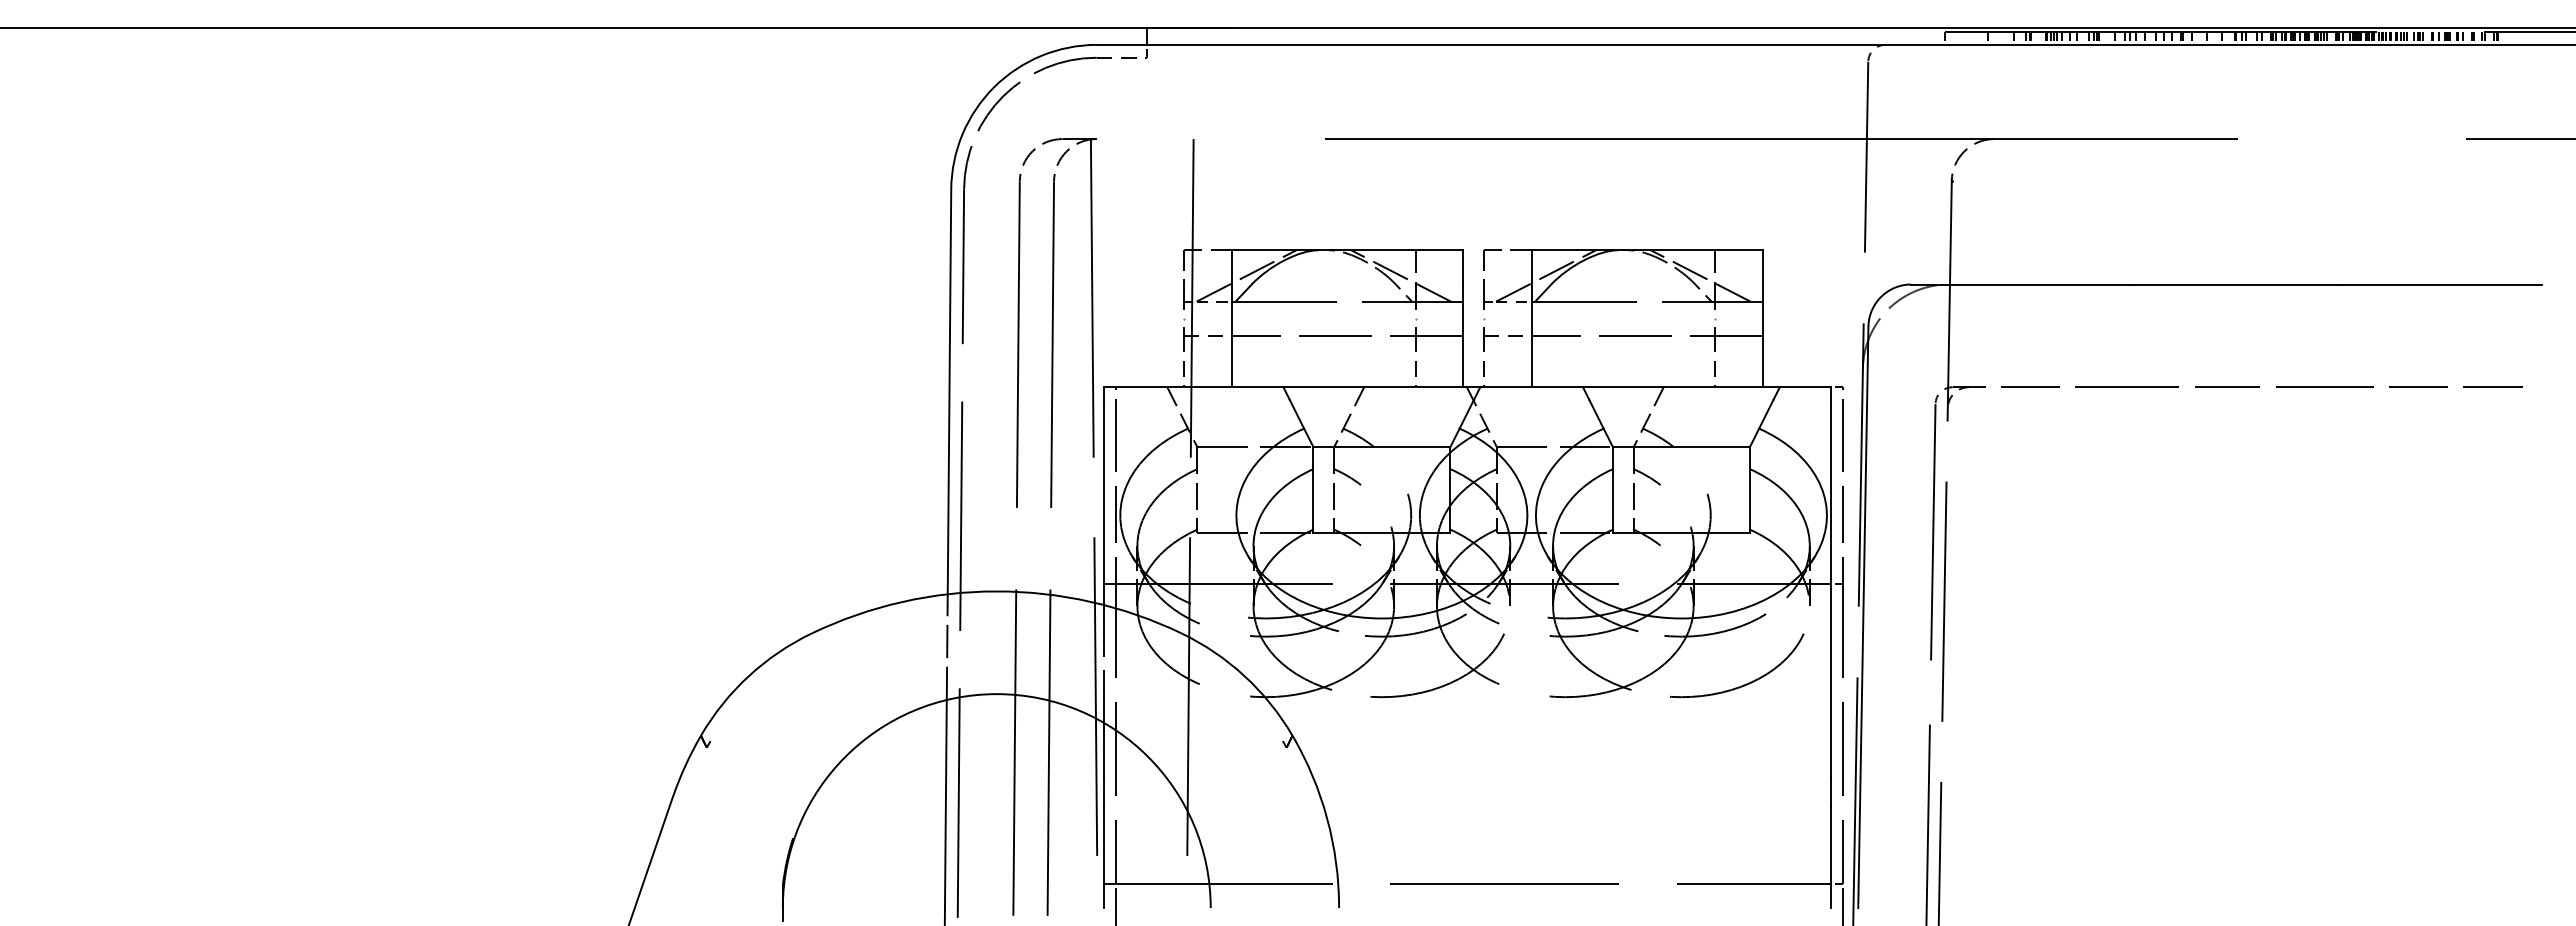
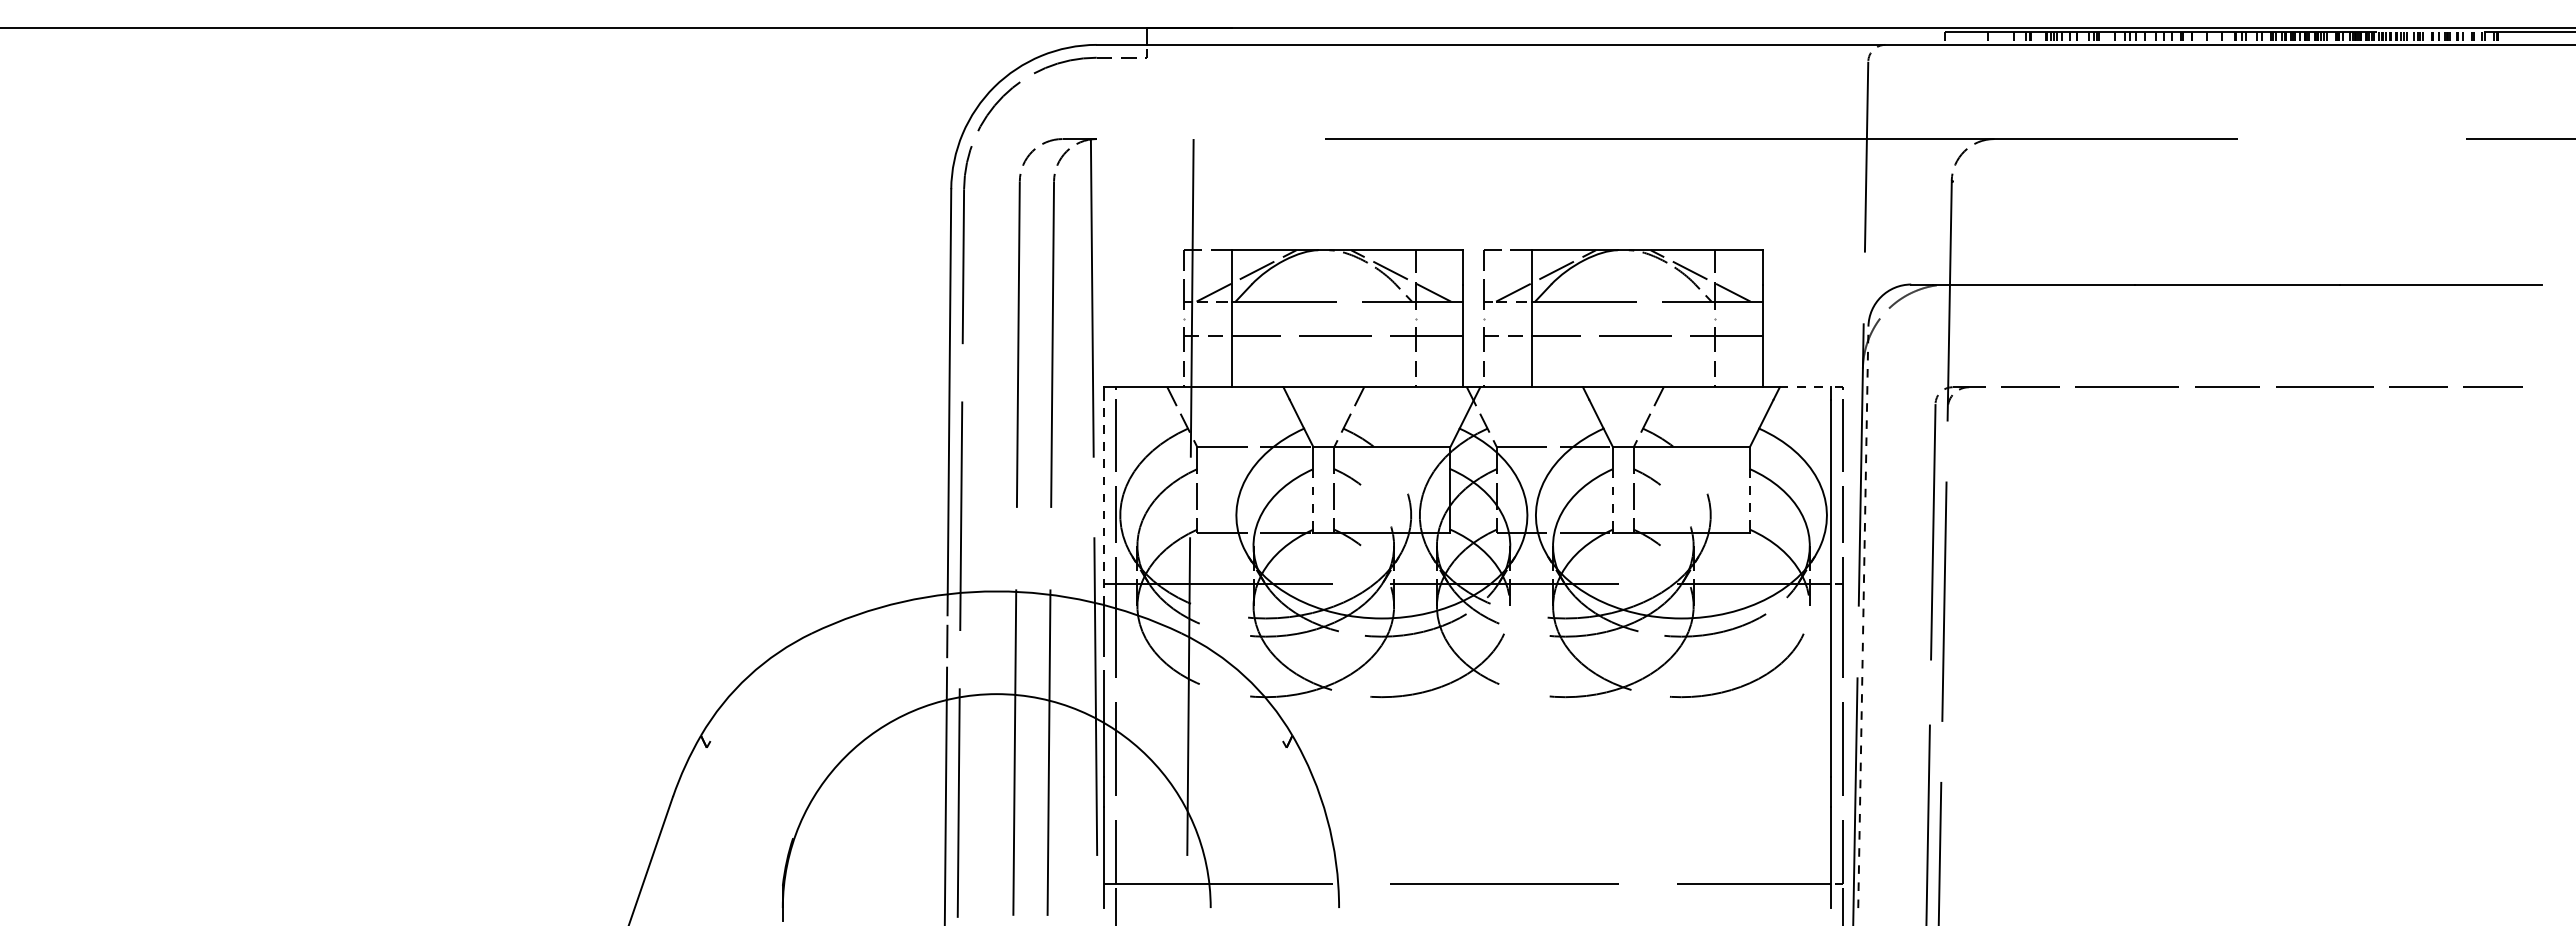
line: solid -> dashed (1805, 387)
line: solid -> dashed (1313, 498)
line: solid -> dashed (1612, 498)
line: solid -> dashed (1749, 499)
line: solid -> dashed (1103, 502)
line: solid -> dashed (1863, 617)
